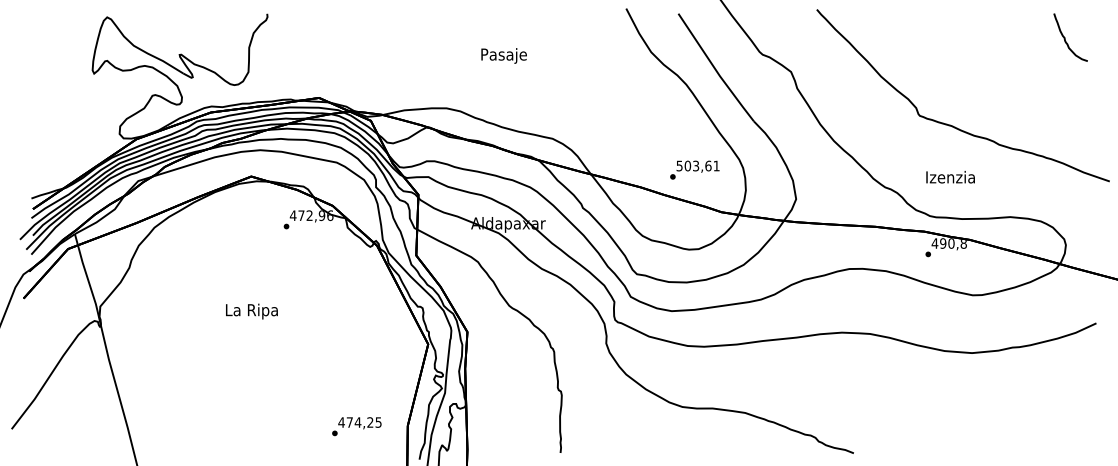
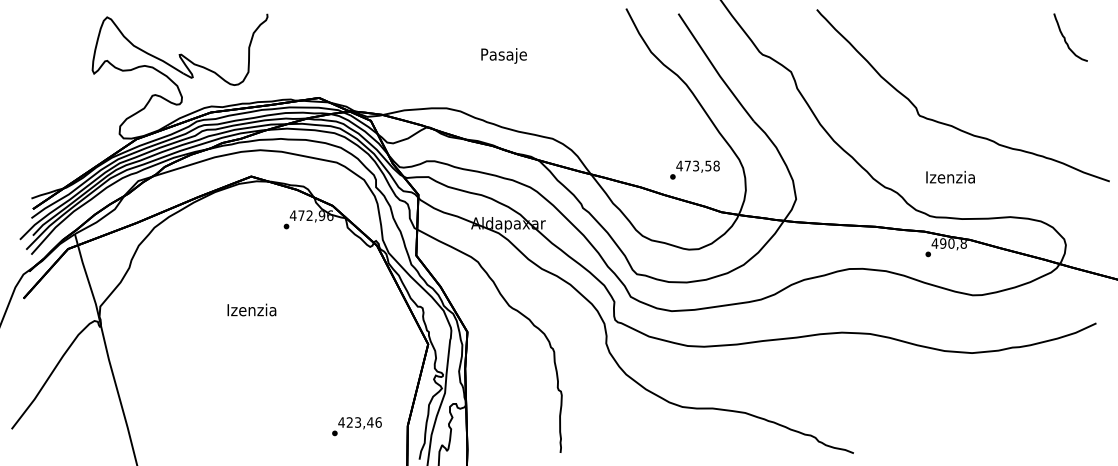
text: 503,61 -> 473,58 (697, 165)
text: La Ripa -> Izenzia (251, 311)
text: 474,25 -> 423,46 (363, 422)
